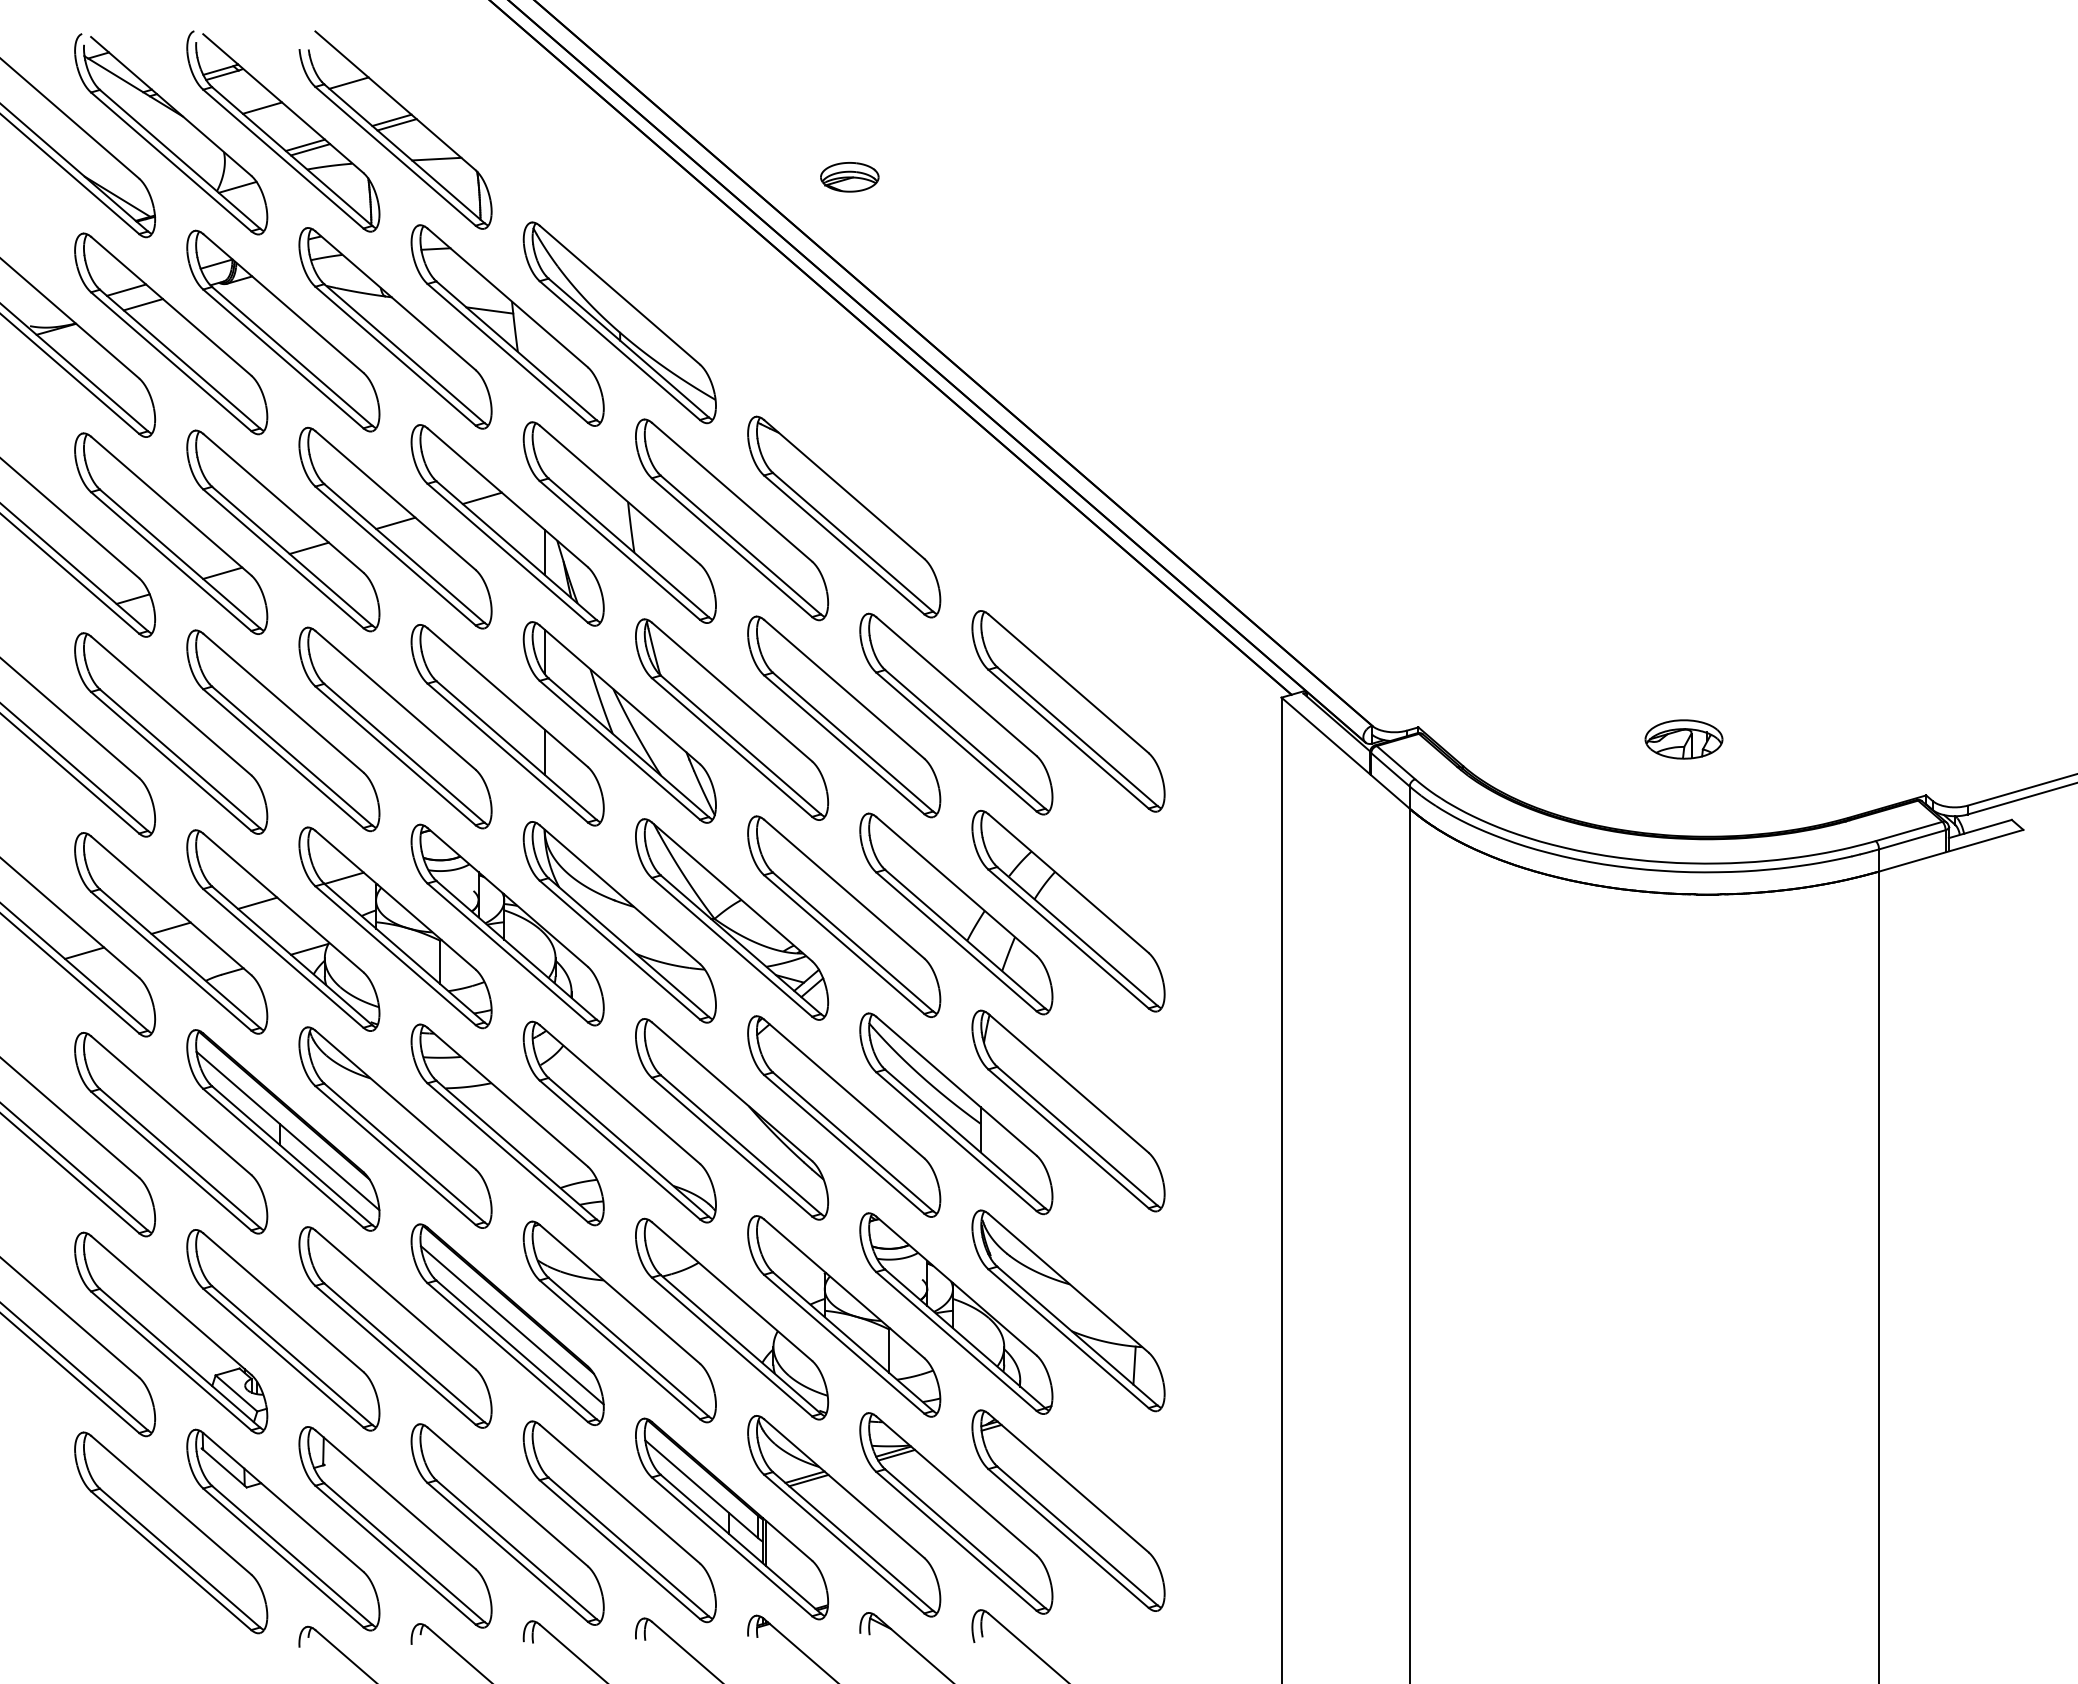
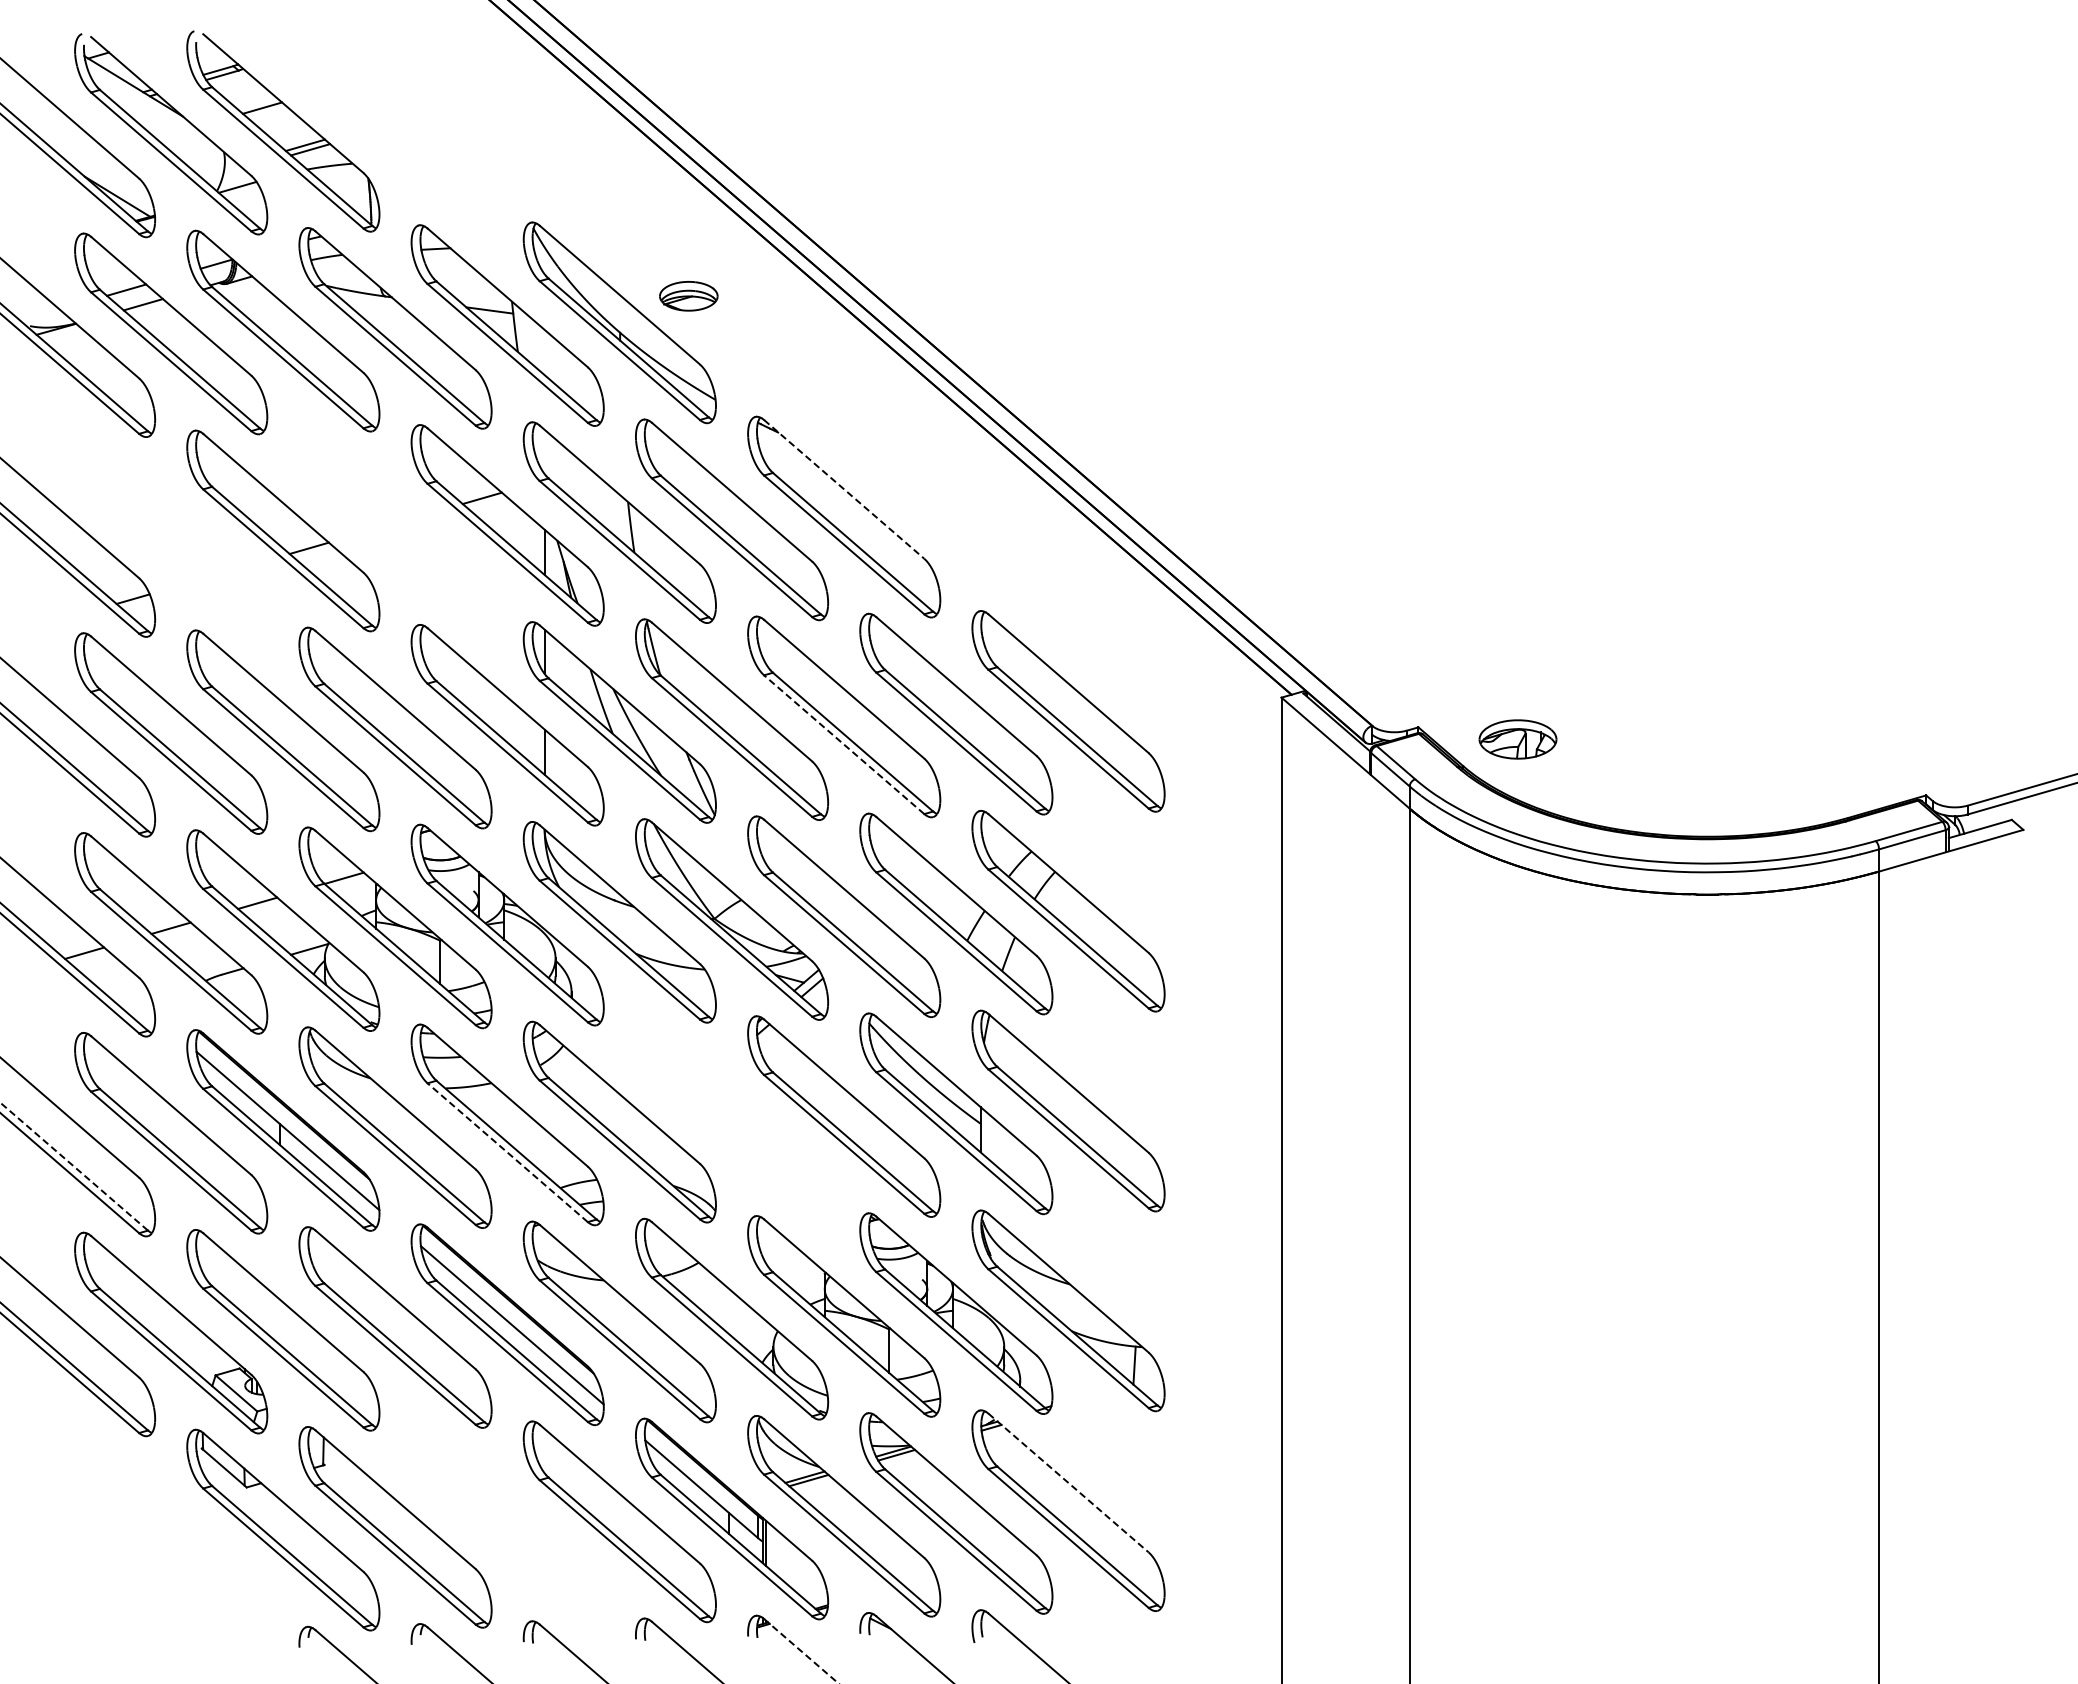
part: present -> none (395, 129)
part position: (849, 177) -> (688, 296) (688, 296)
line: solid -> dashed (844, 489)
part: present -> none (395, 527)
part: present -> none (171, 533)
part position: (1683, 739) -> (1517, 739) (1517, 739)
line: solid -> dashed (844, 744)
part: present -> none (732, 1119)
line: solid -> dashed (507, 1152)
line: solid -> dashed (73, 1166)
line: solid -> dashed (1068, 1482)
part: present -> none (507, 1524)
part: present -> none (171, 1532)
line: solid -> dashed (801, 1651)
